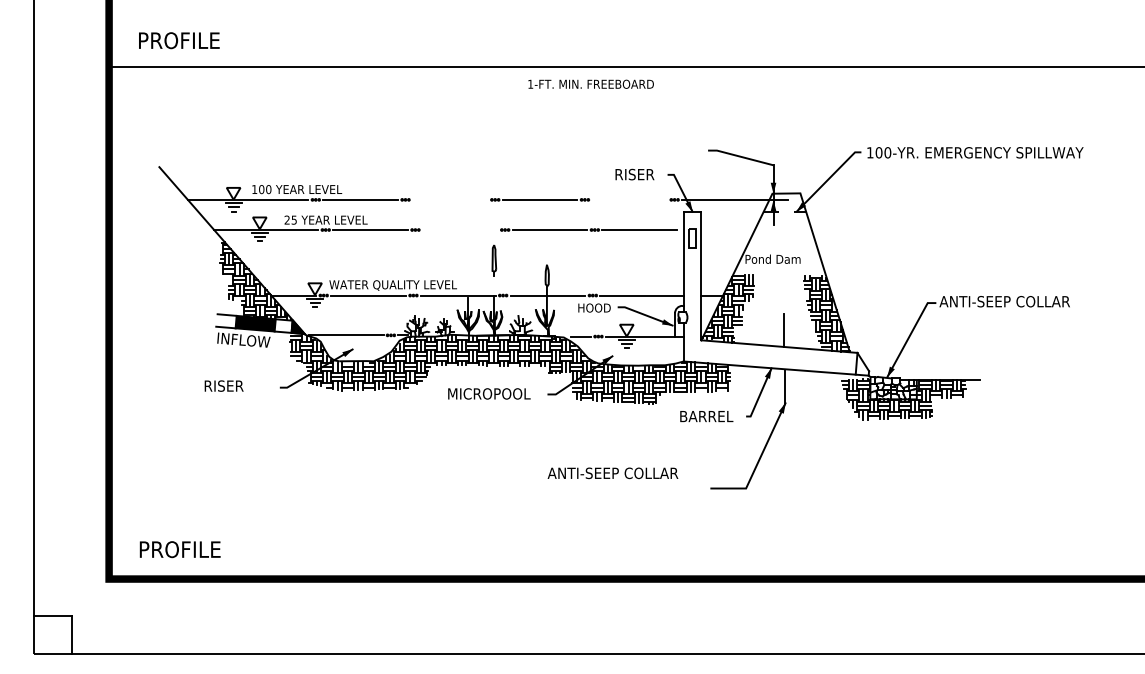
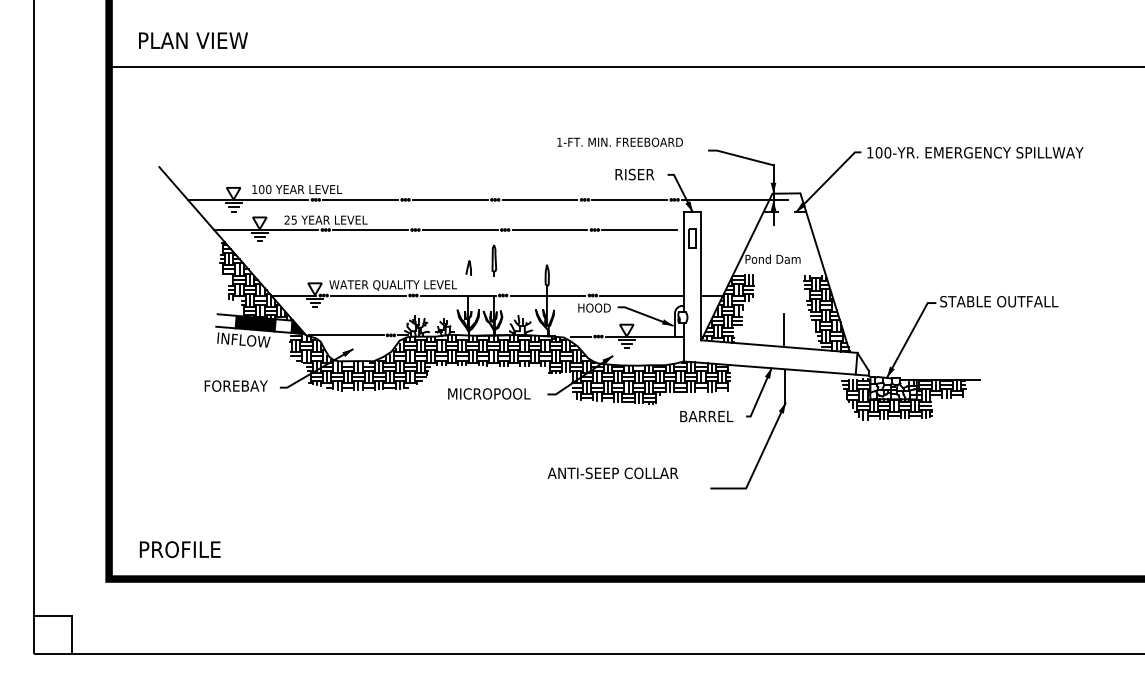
text: PROFILE -> PLAN VIEW (200, 40)
text position: (590, 83) -> (619, 141) (619, 141)
line: none -> present (449, 199)
line: none -> present (629, 199)
line: none -> present (459, 230)
curve: none -> present (468, 267)
text: ANTI-SEEP COLLAR -> STABLE OUTFALL (1004, 301)
text: RISER -> FOREBAY (236, 385)
